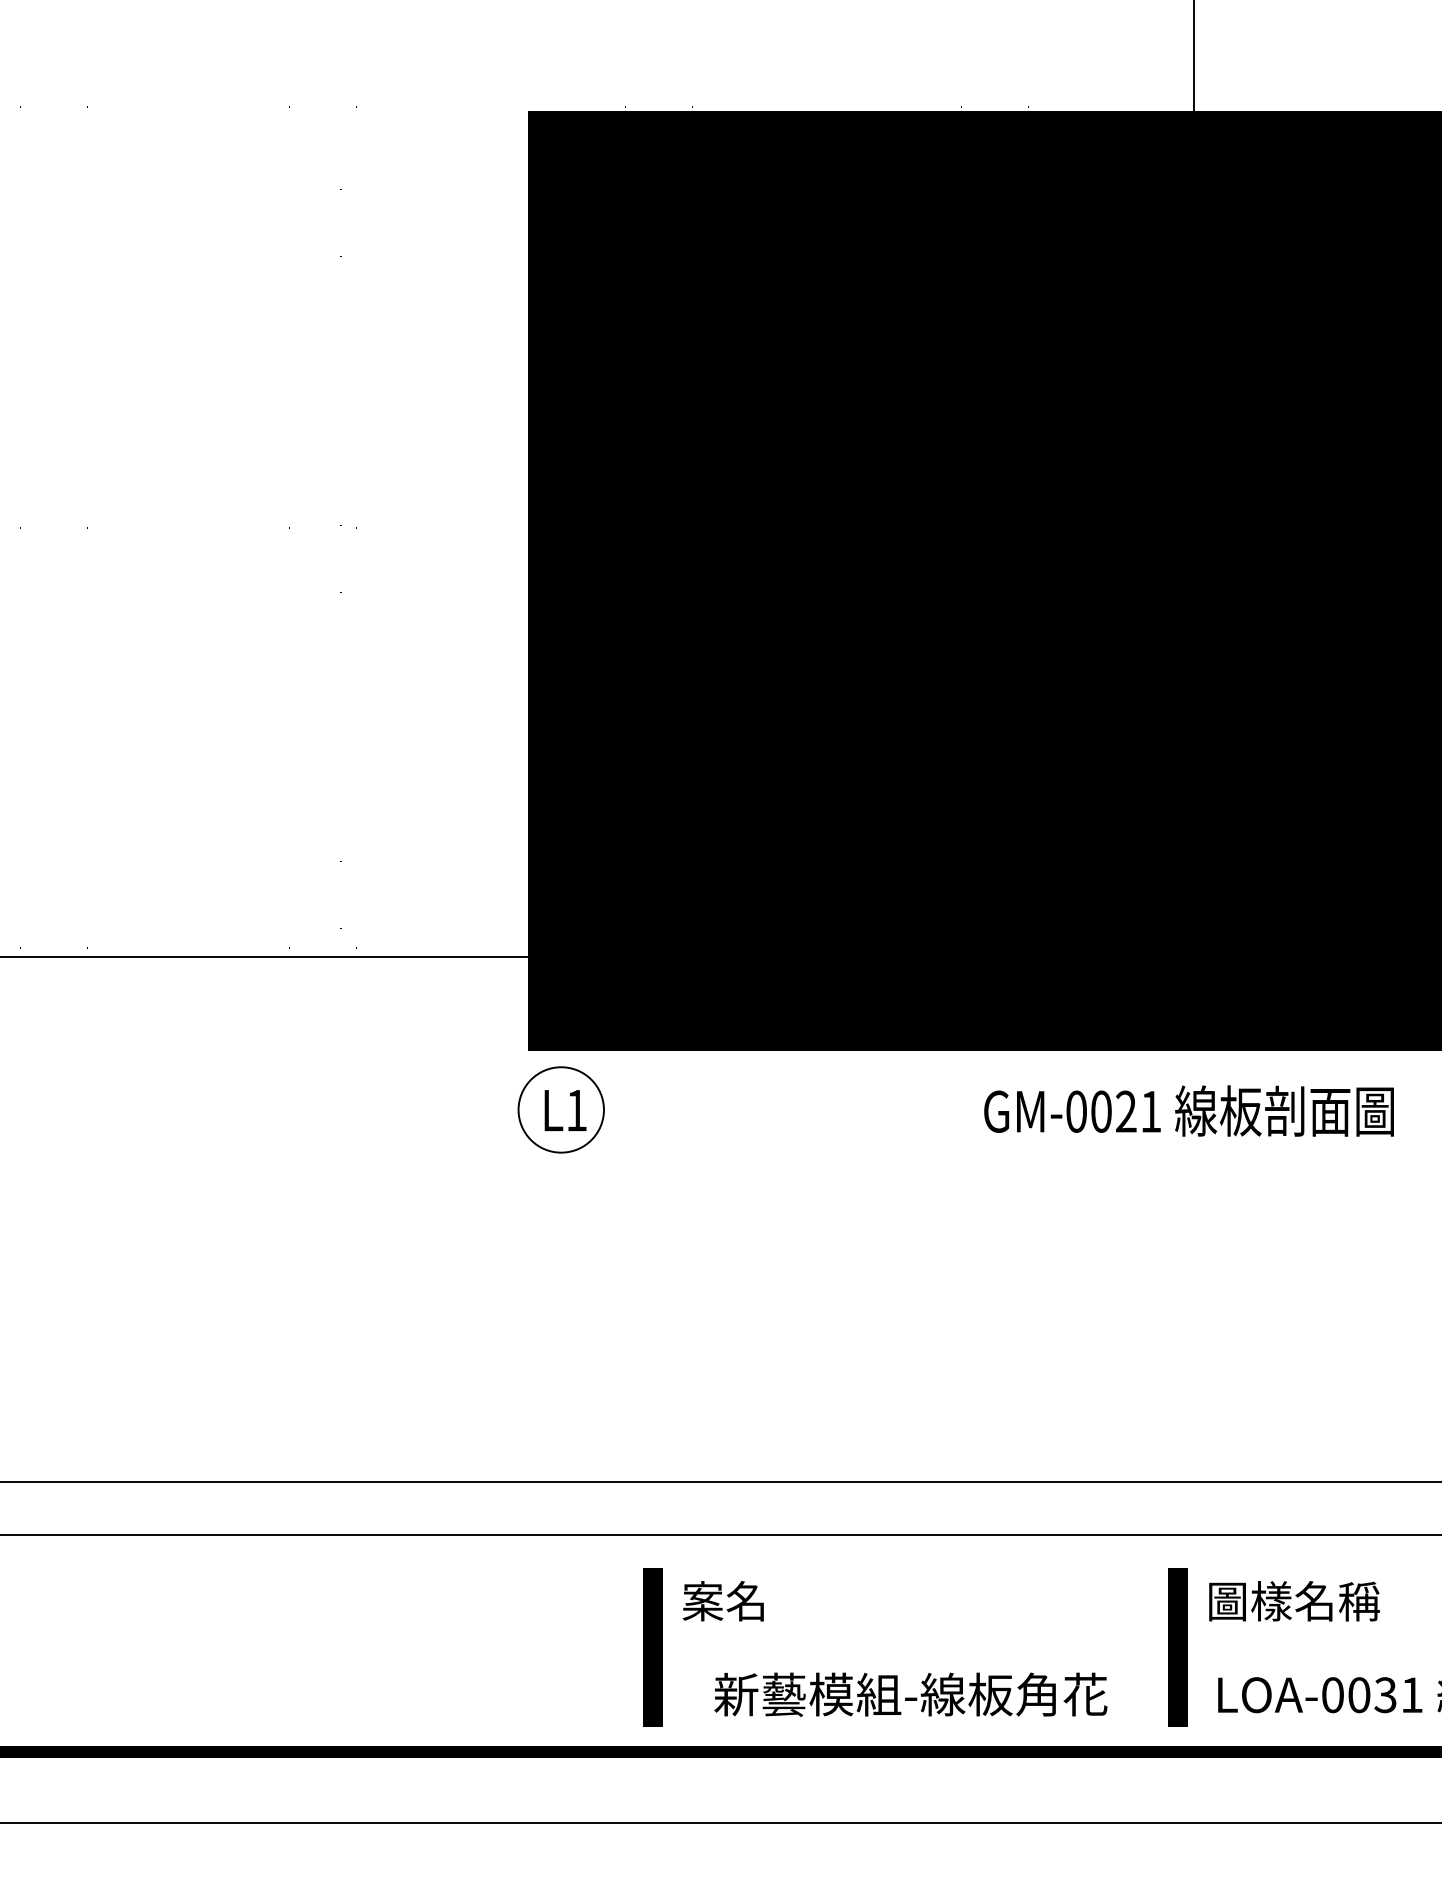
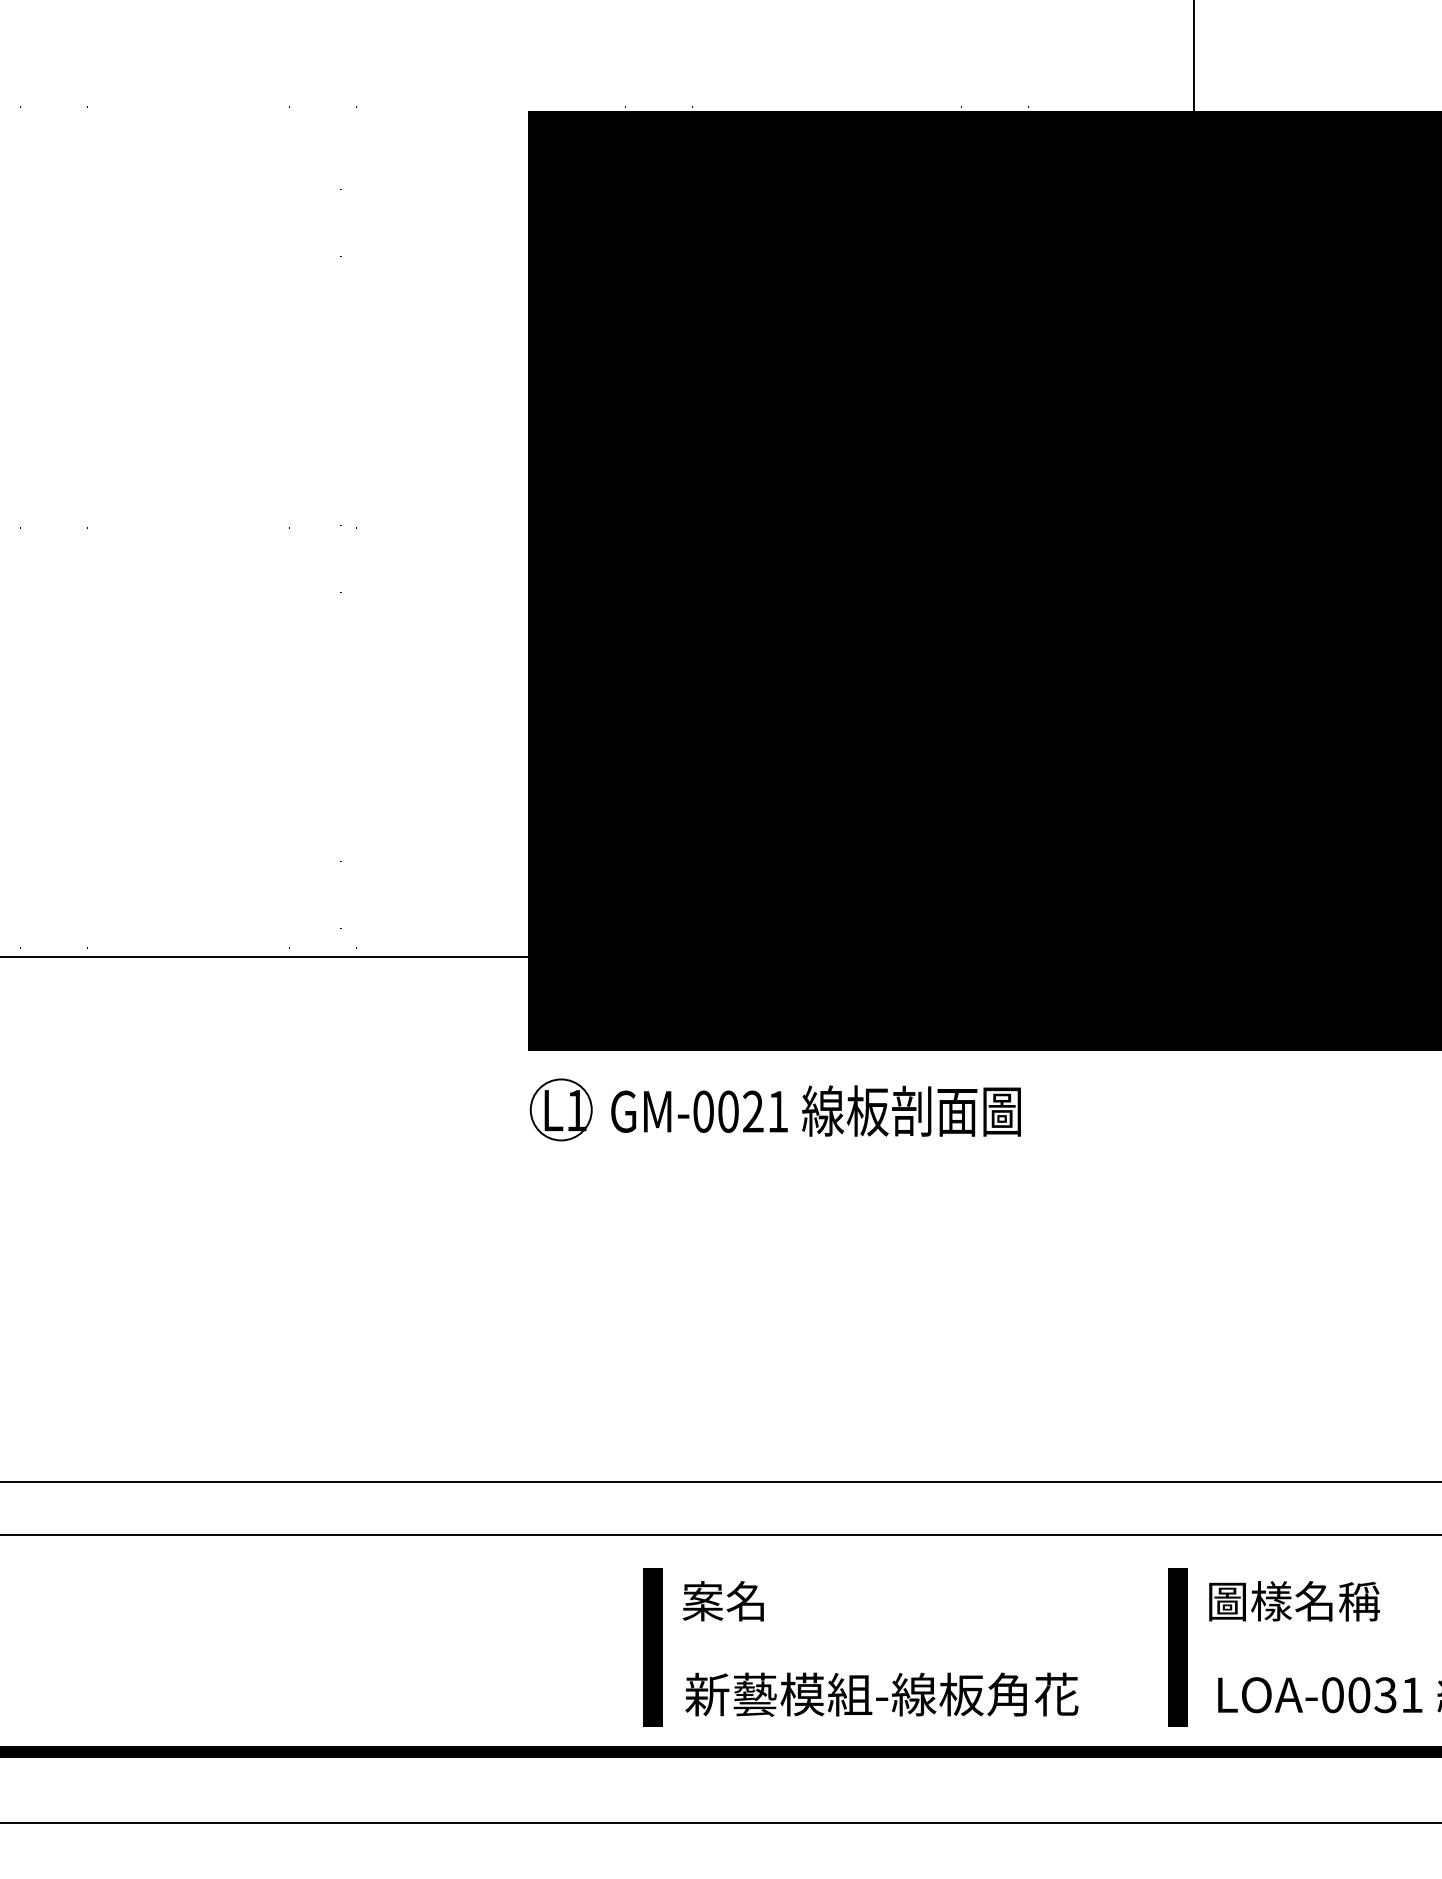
circle diameter: 85 px -> 61 px (560, 1109)
text position: (1188, 1110) -> (815, 1110) (815, 1110)
text position: (910, 1694) -> (881, 1694) (881, 1694)
